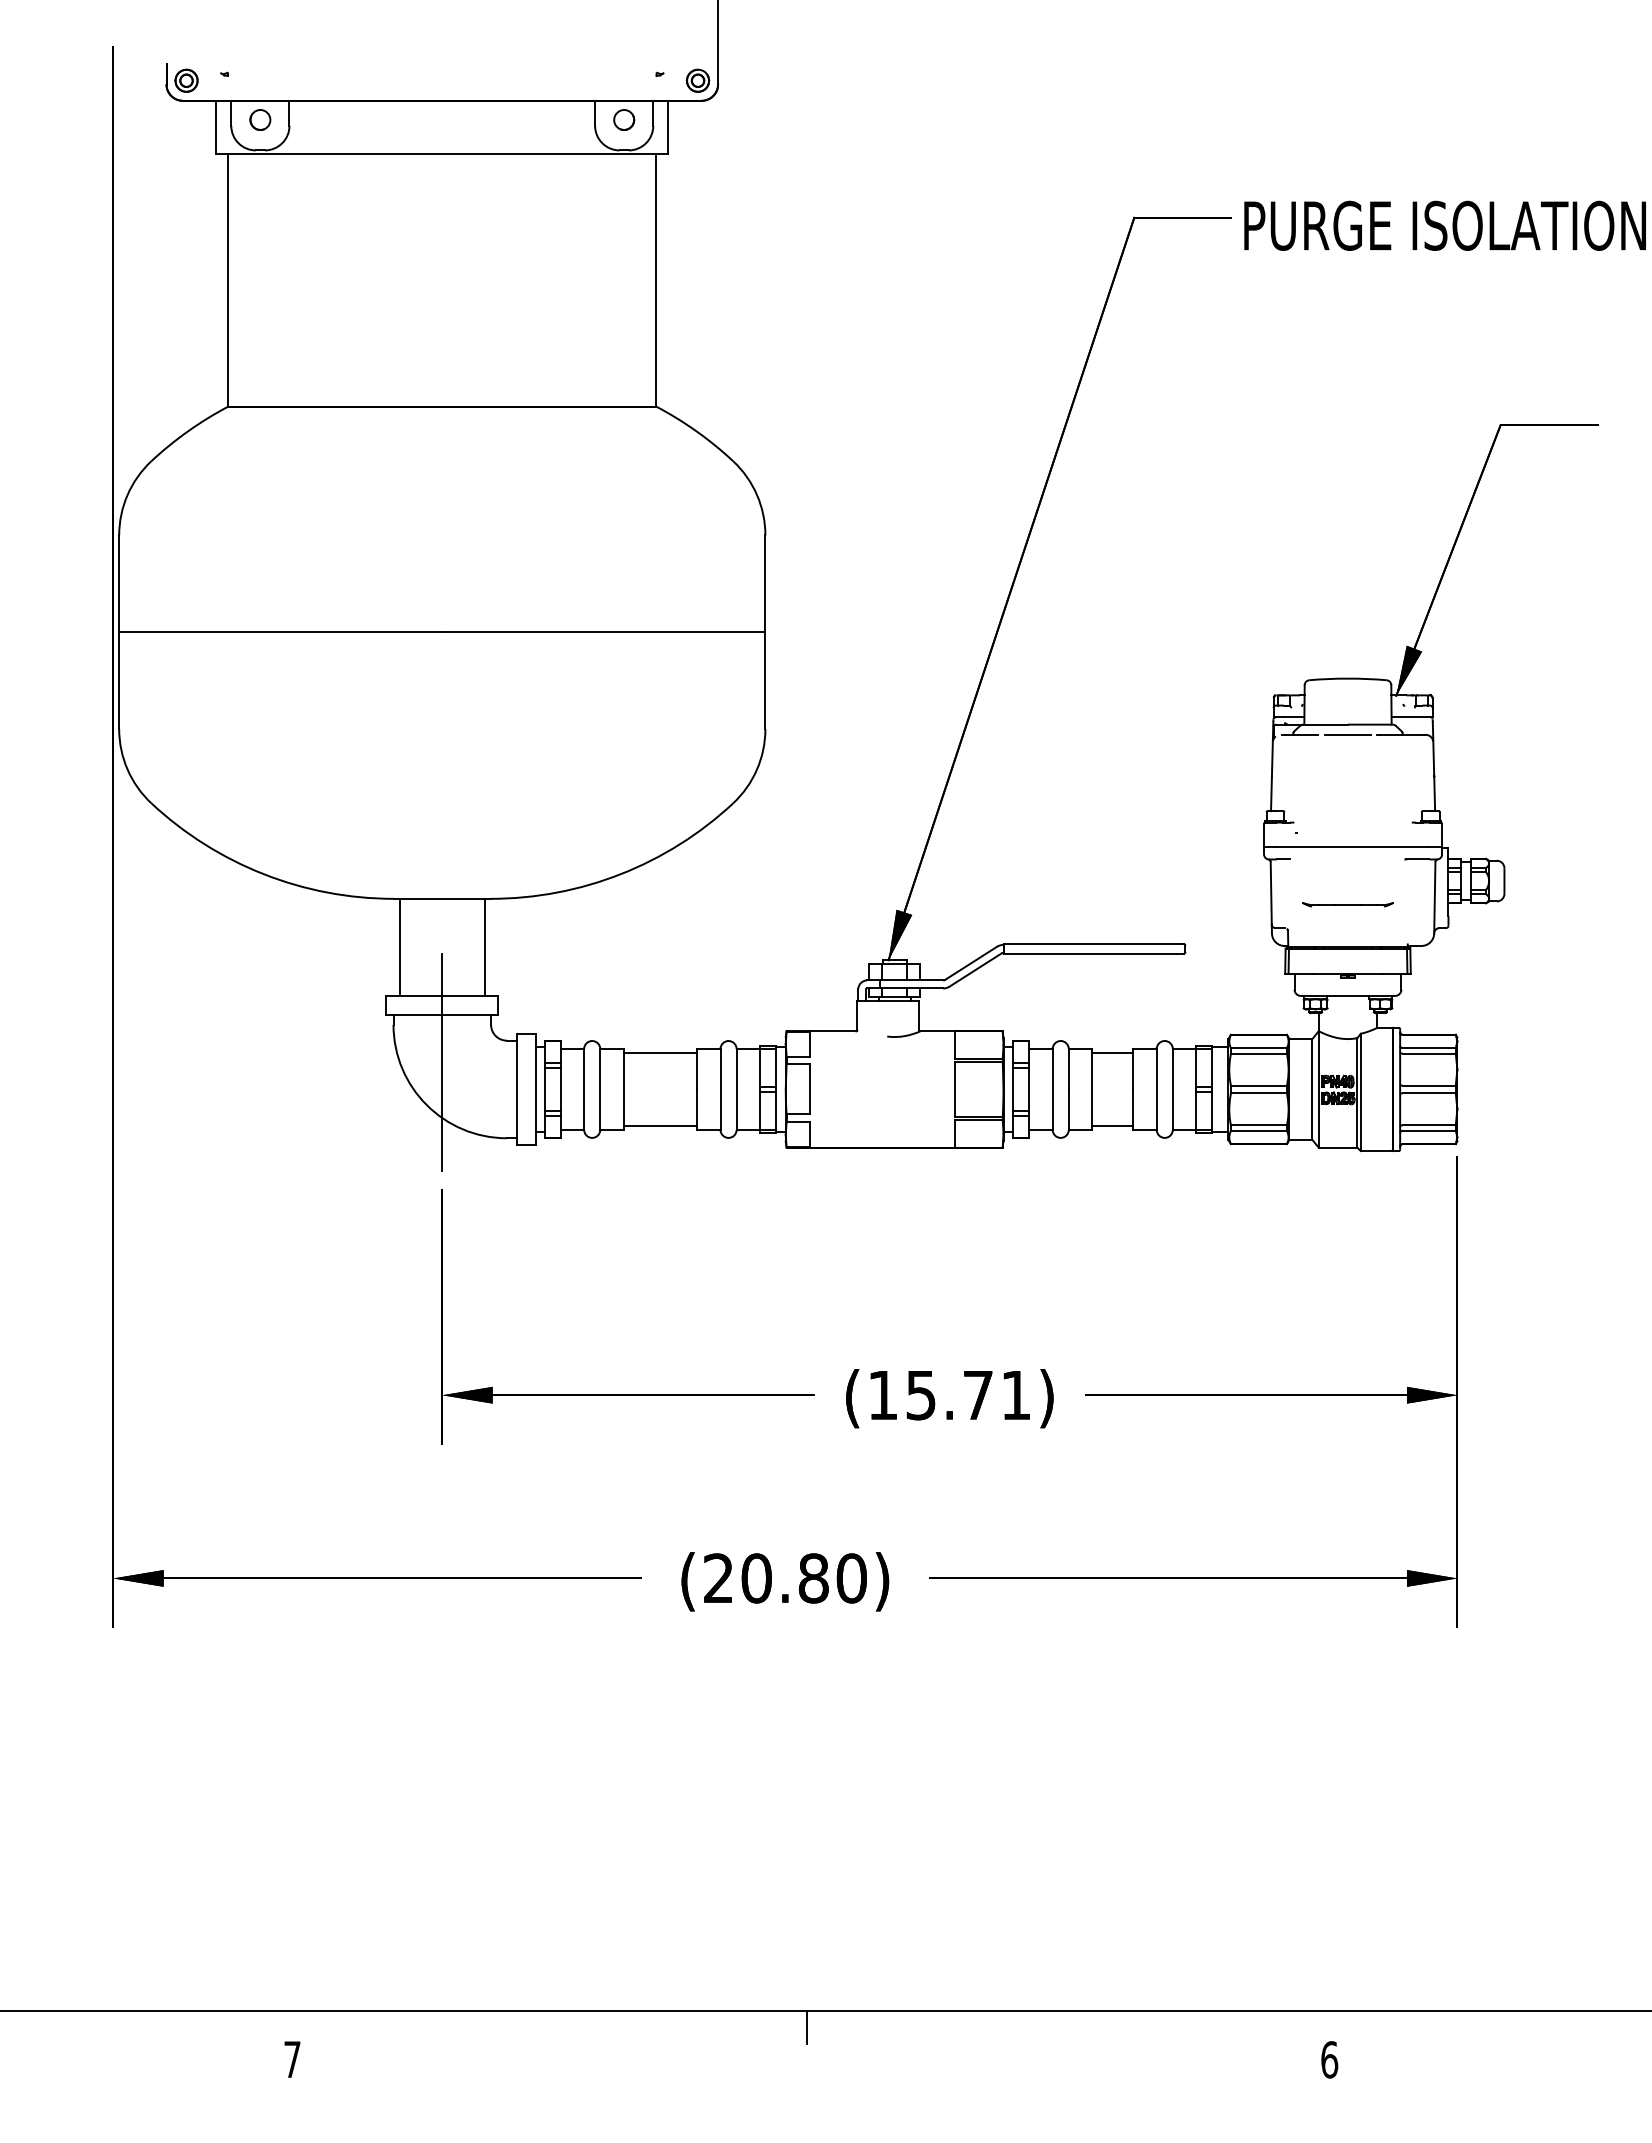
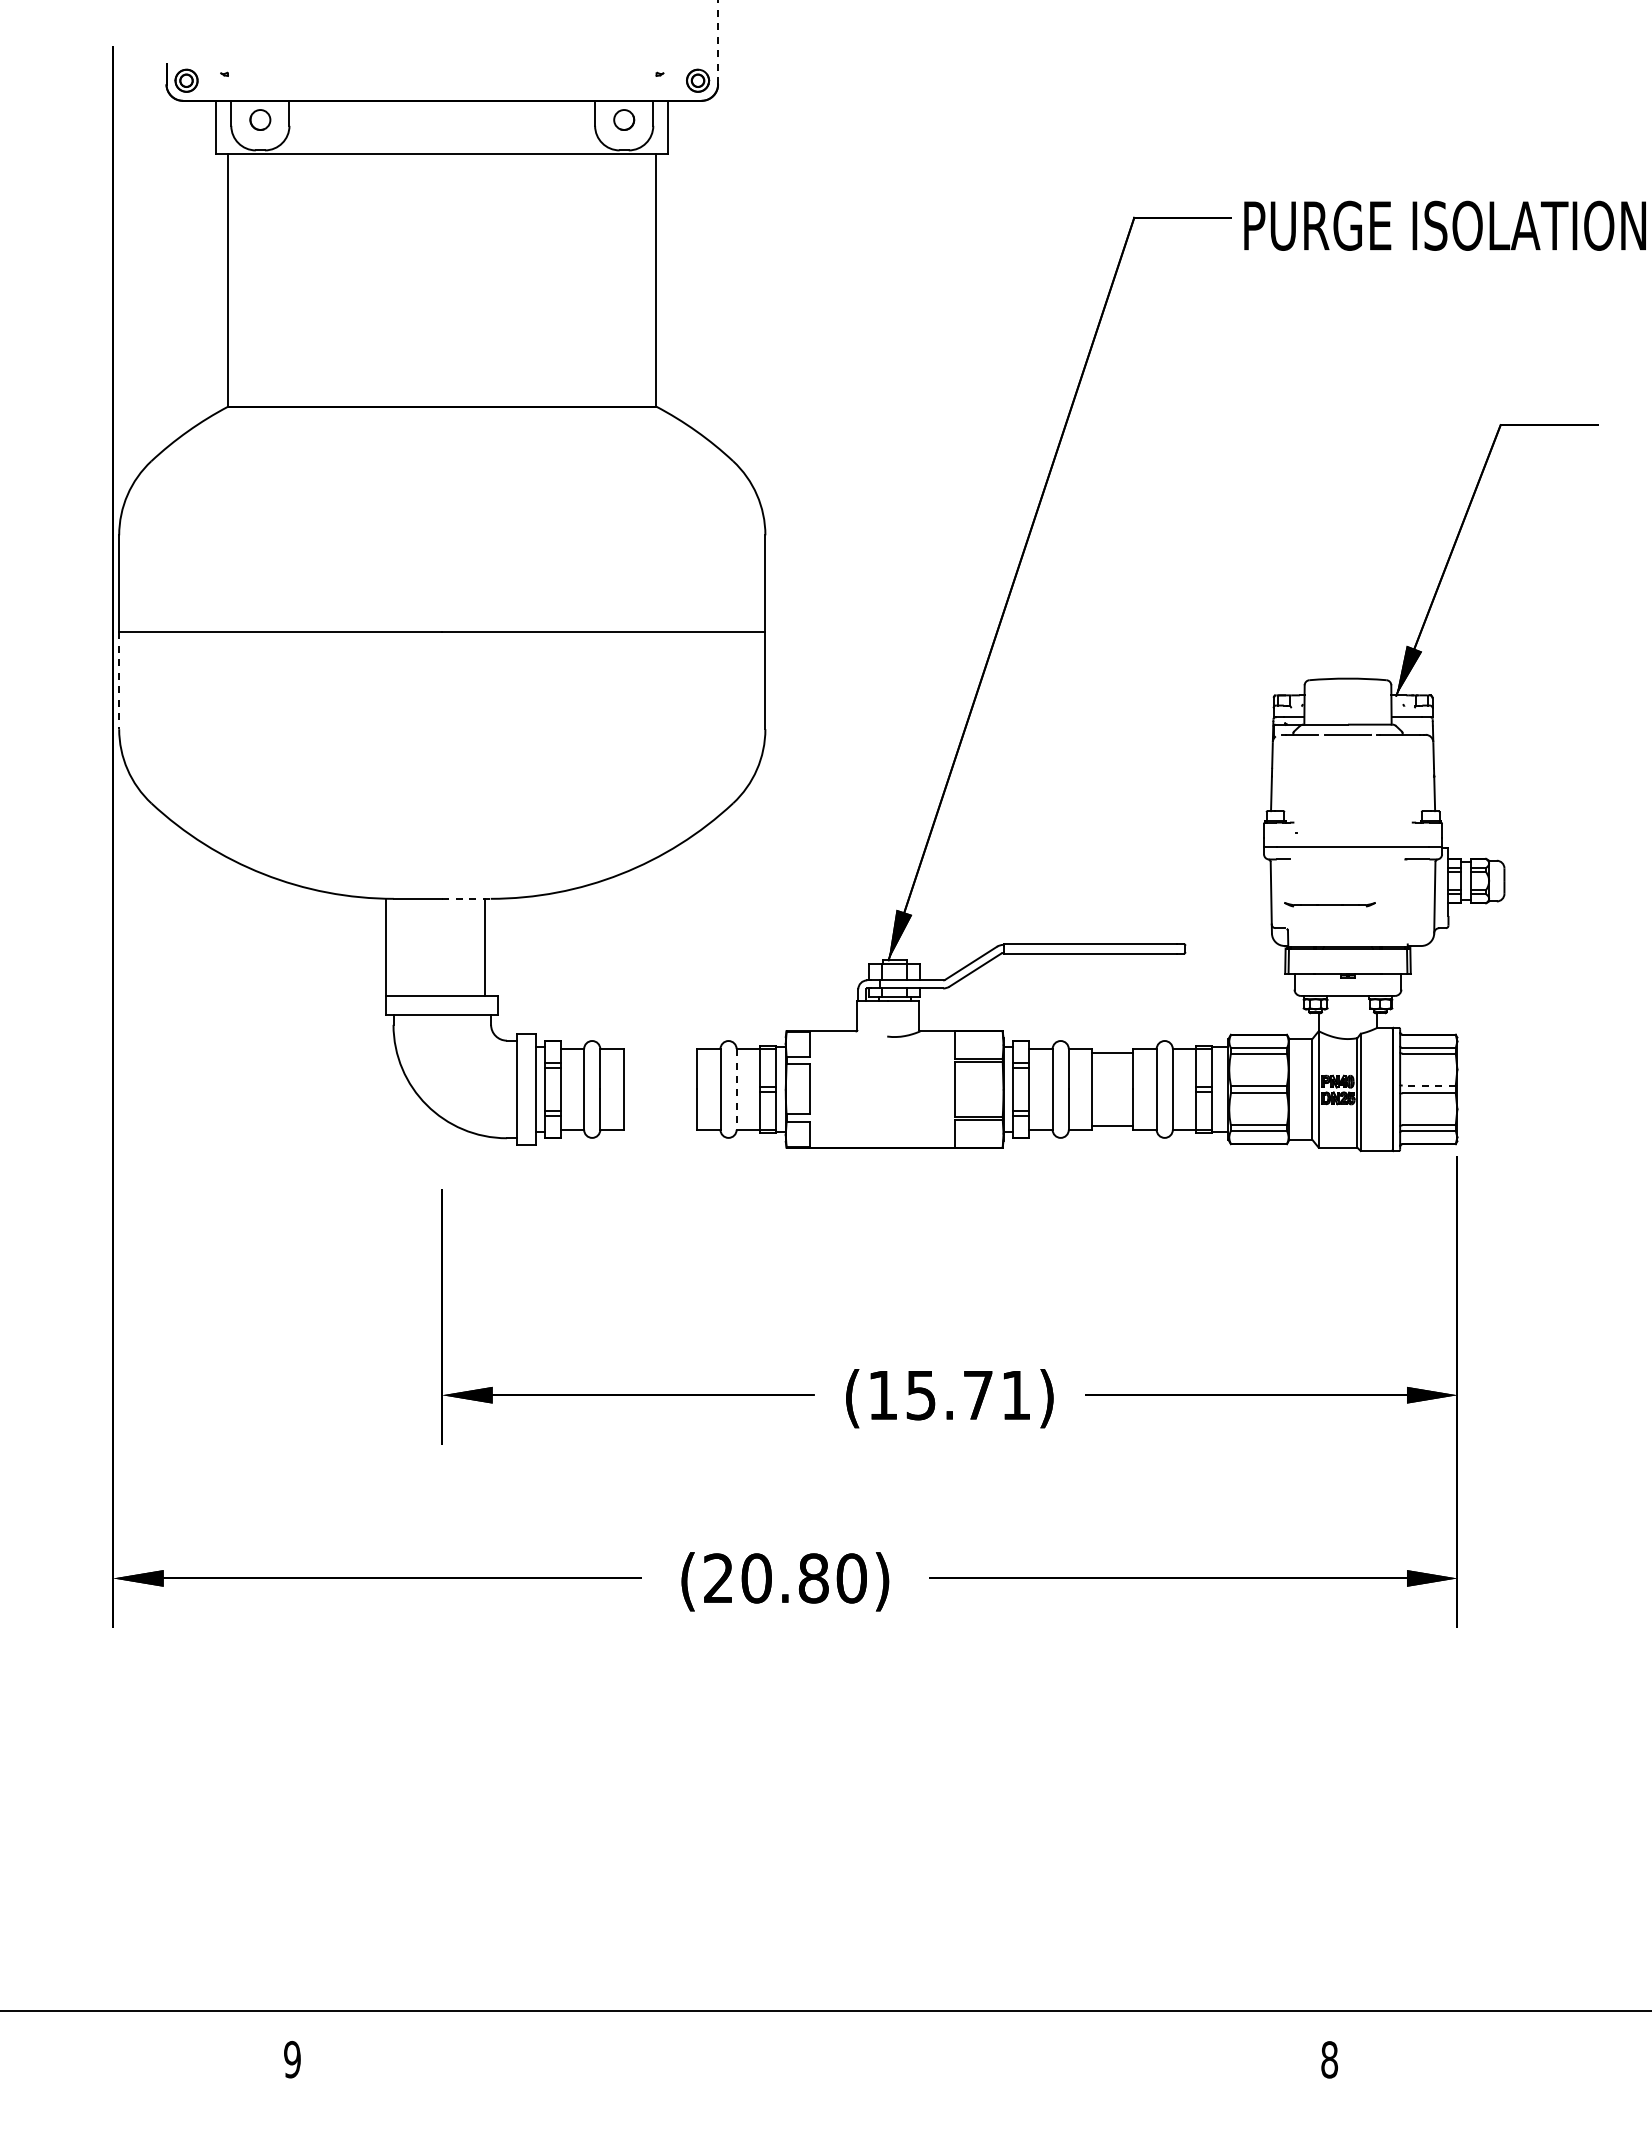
line: solid -> dashed (718, 42)
line: solid -> dashed (119, 681)
line: solid -> dashed (467, 898)
part position: (1347, 904) -> (1329, 904) (1329, 904)
line position: (399, 946) -> (385, 946) (385, 946)
line: present -> none (660, 1052)
line: present -> none (442, 1062)
line: solid -> dashed (1429, 1085)
line: solid -> dashed (736, 1089)
line: present -> none (660, 1125)
line: present -> none (807, 2026)
text: 7 -> 9 (292, 2059)
text: 6 -> 8 (1329, 2059)
